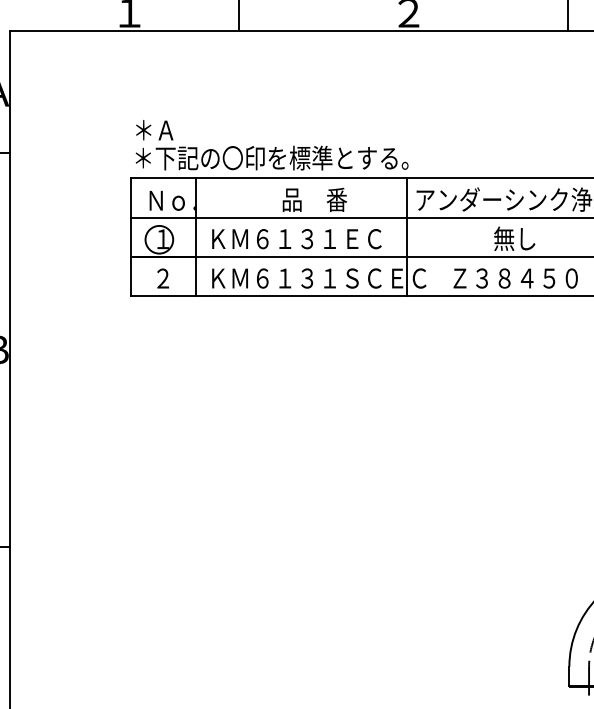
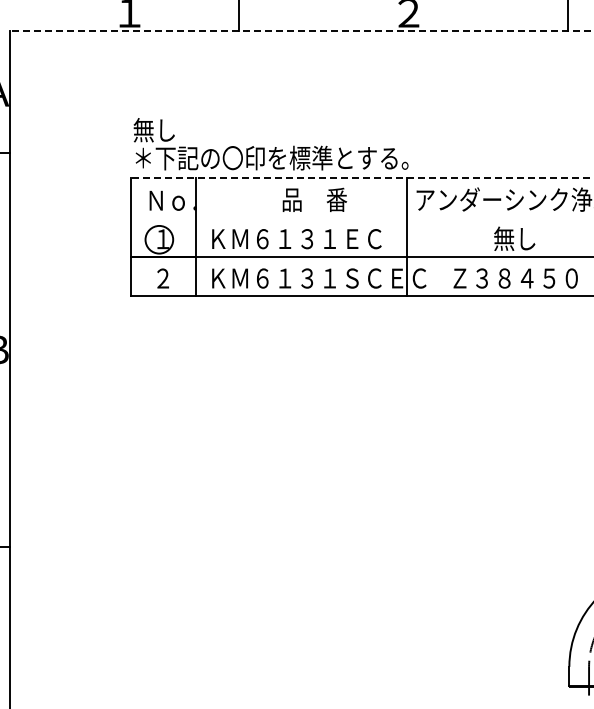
line: solid -> dashed (301, 31)
text: ＊Ａ -> 無し (153, 130)
line: solid -> dashed (361, 178)
line: present -> none (360, 217)
